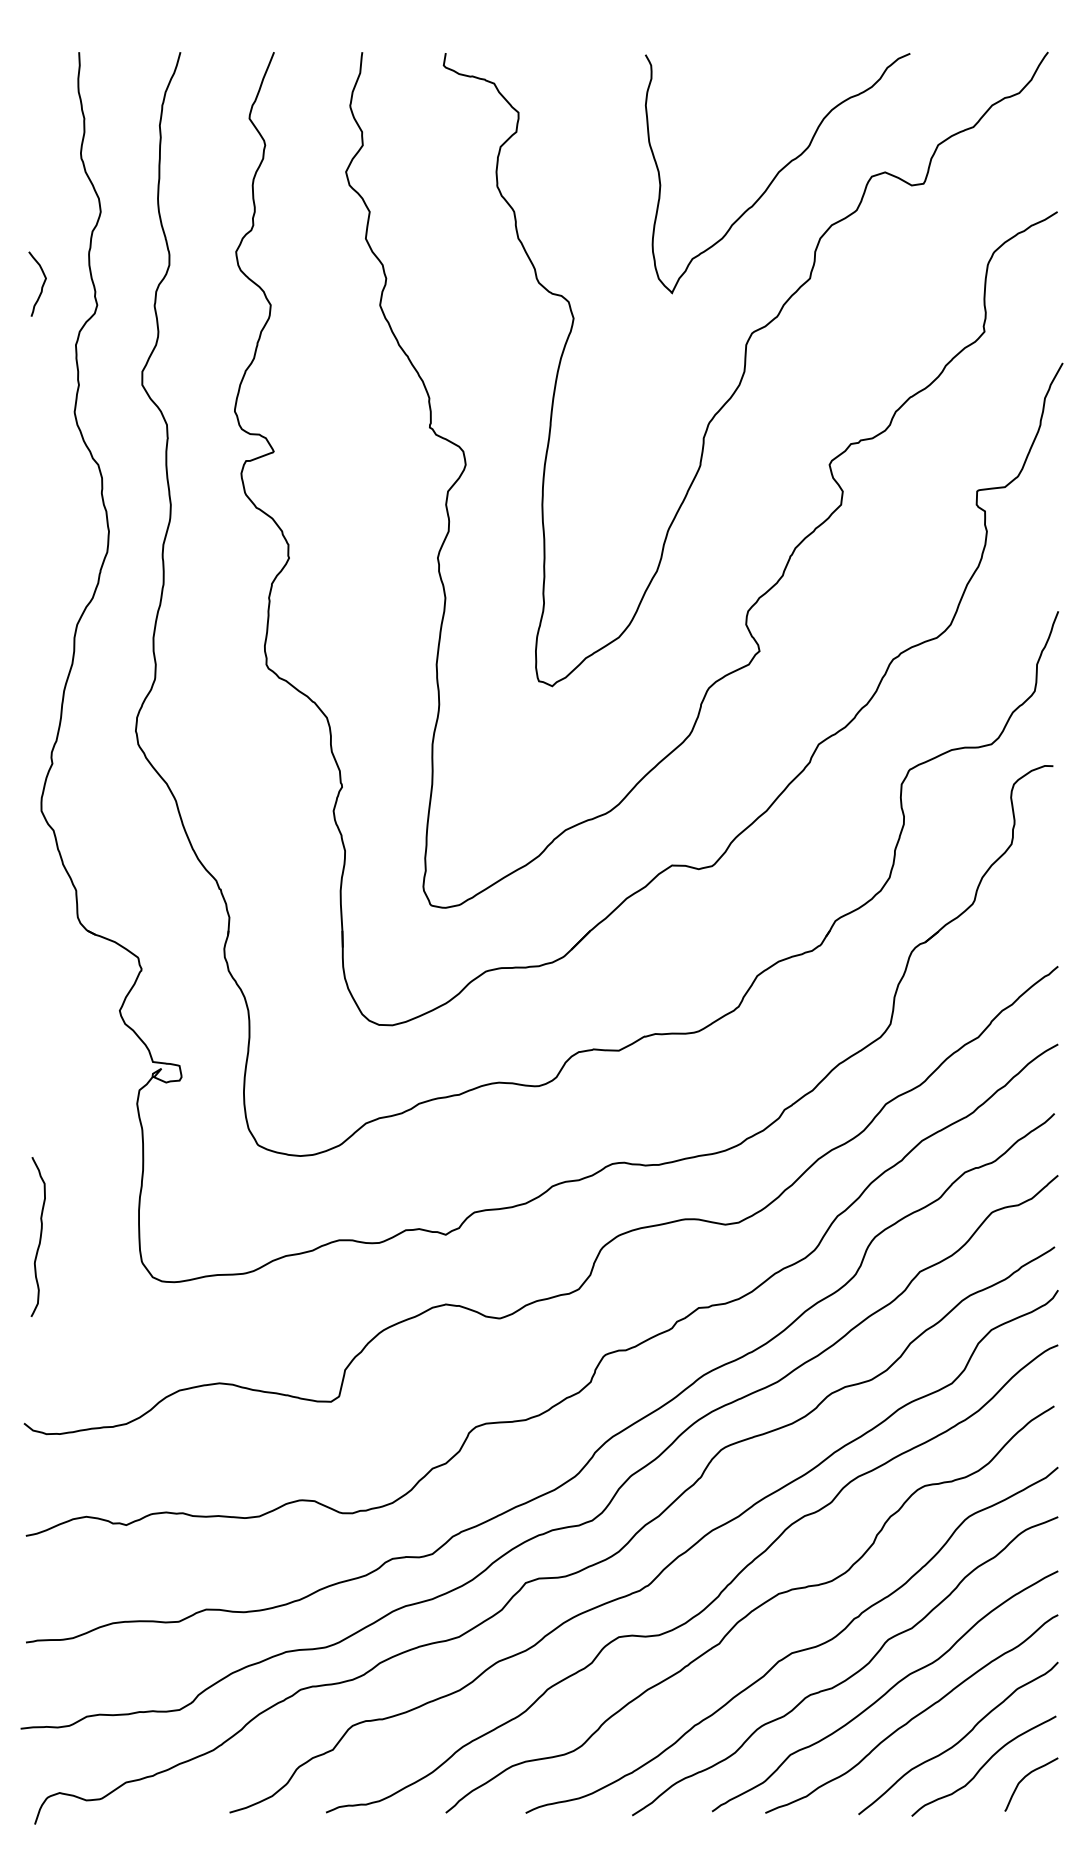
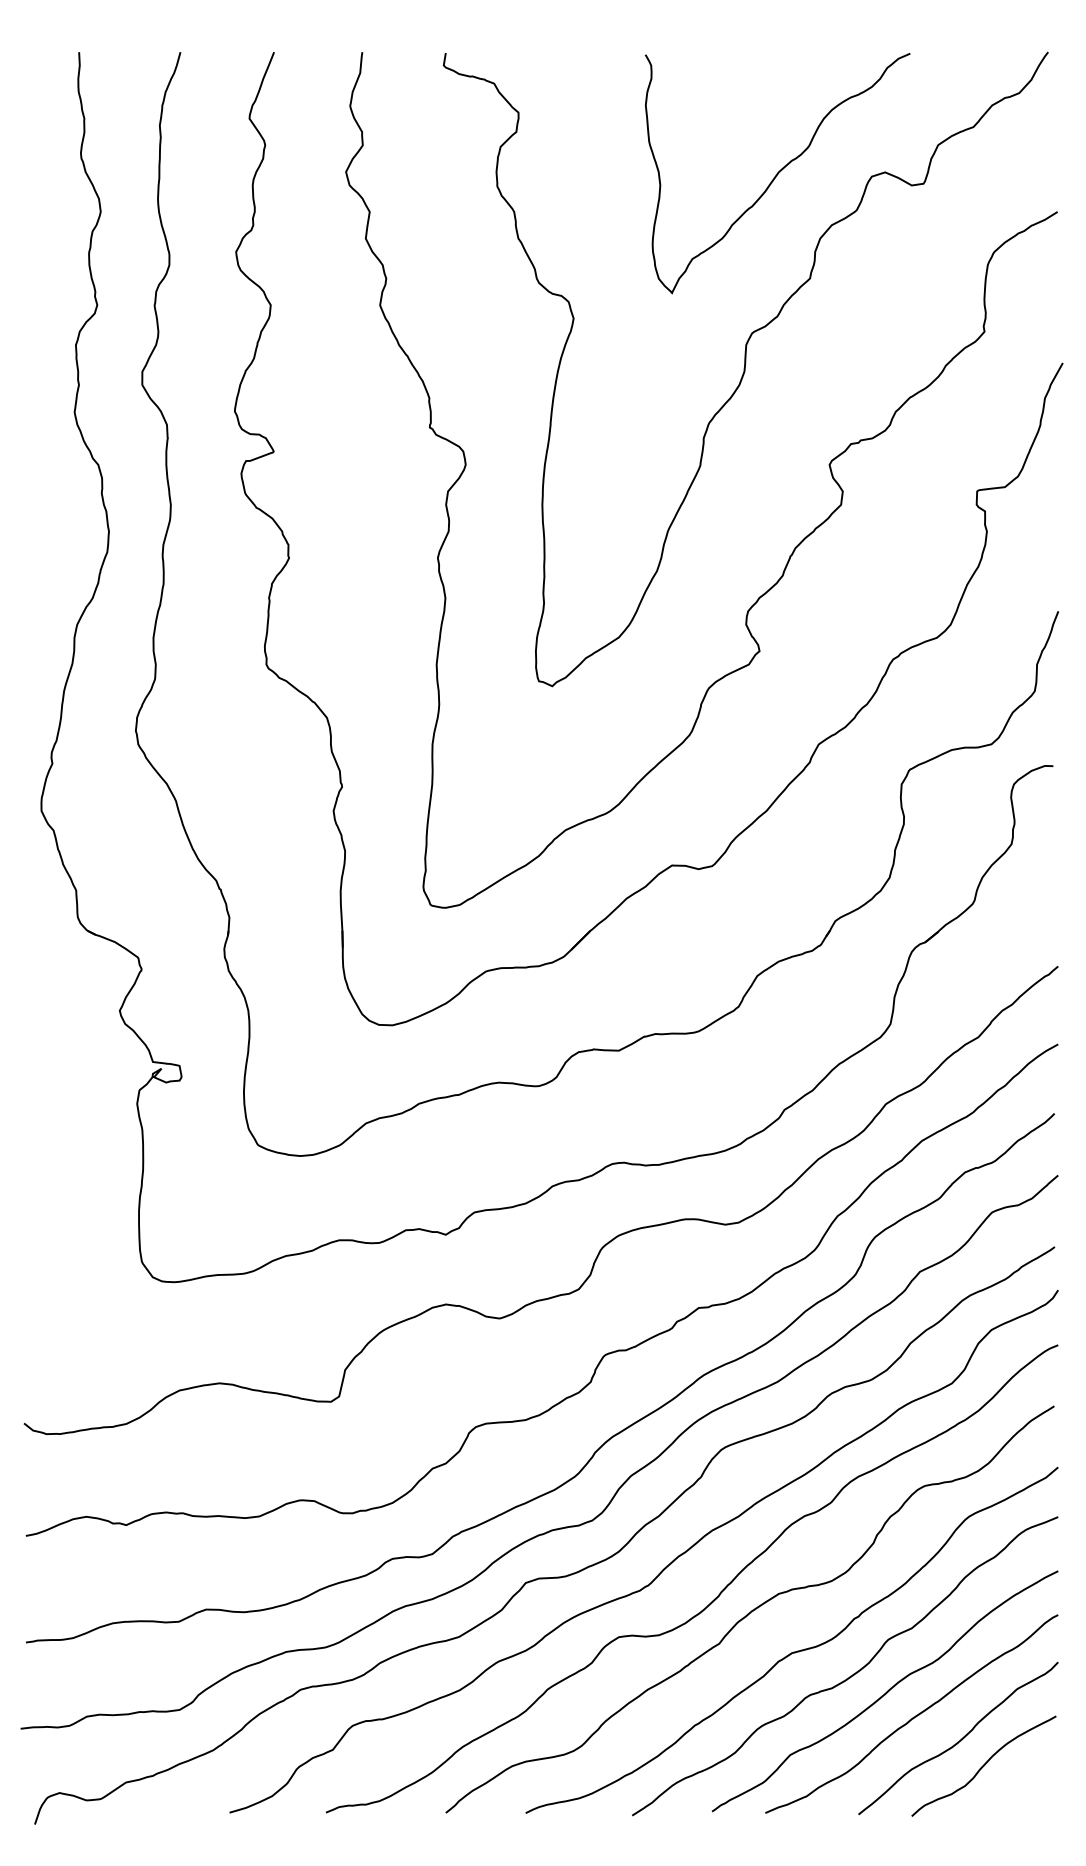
curve: present -> none (41, 286)
curve: present -> none (39, 1237)
curve: present -> none (1027, 1776)
